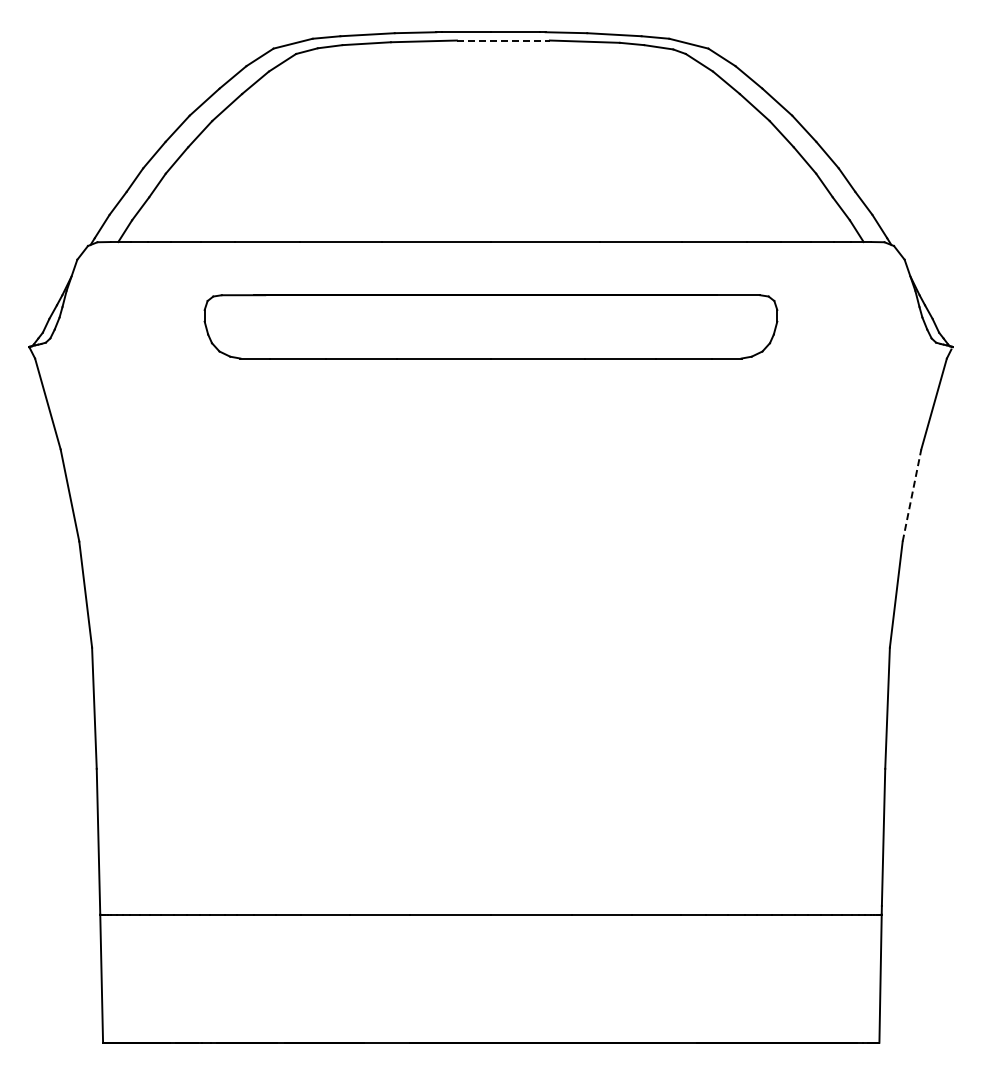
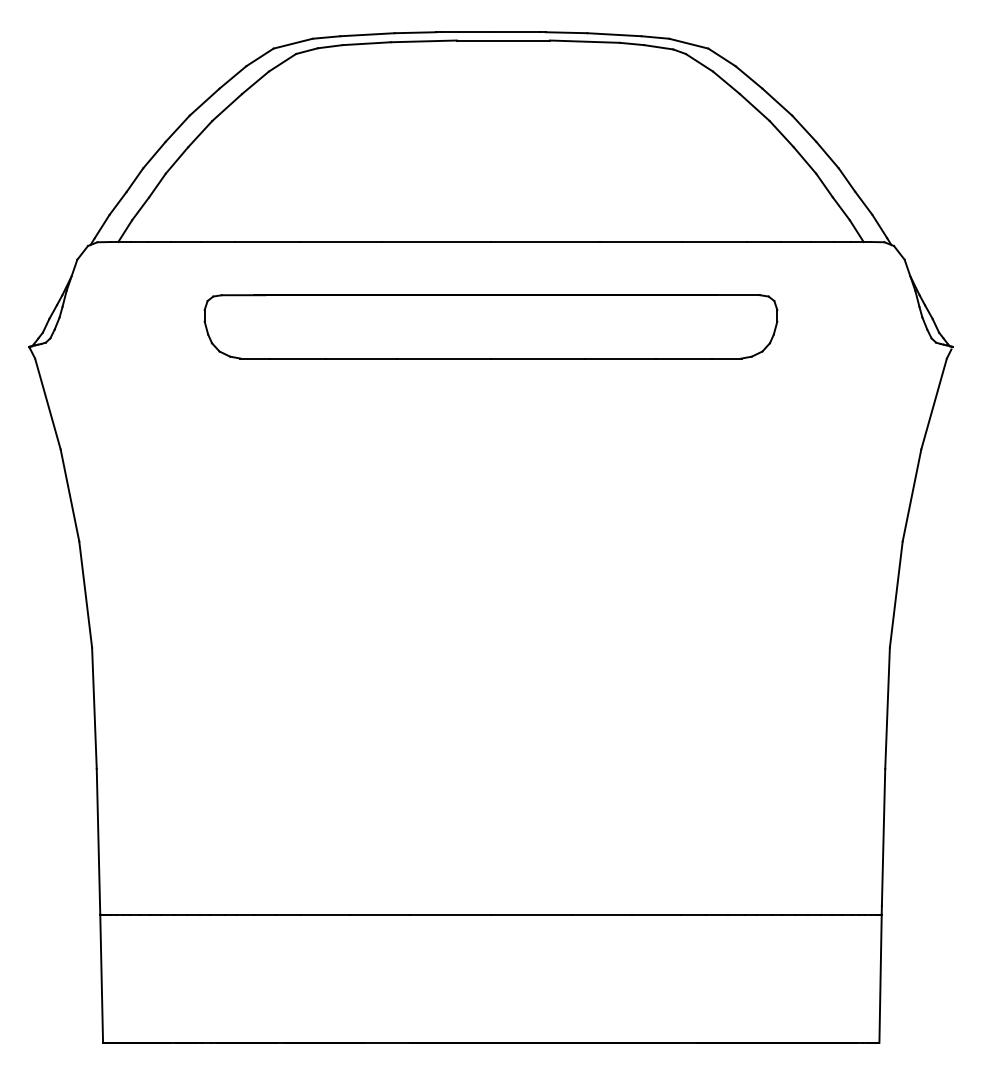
line: dashed -> solid (503, 40)
line: dashed -> solid (911, 495)
